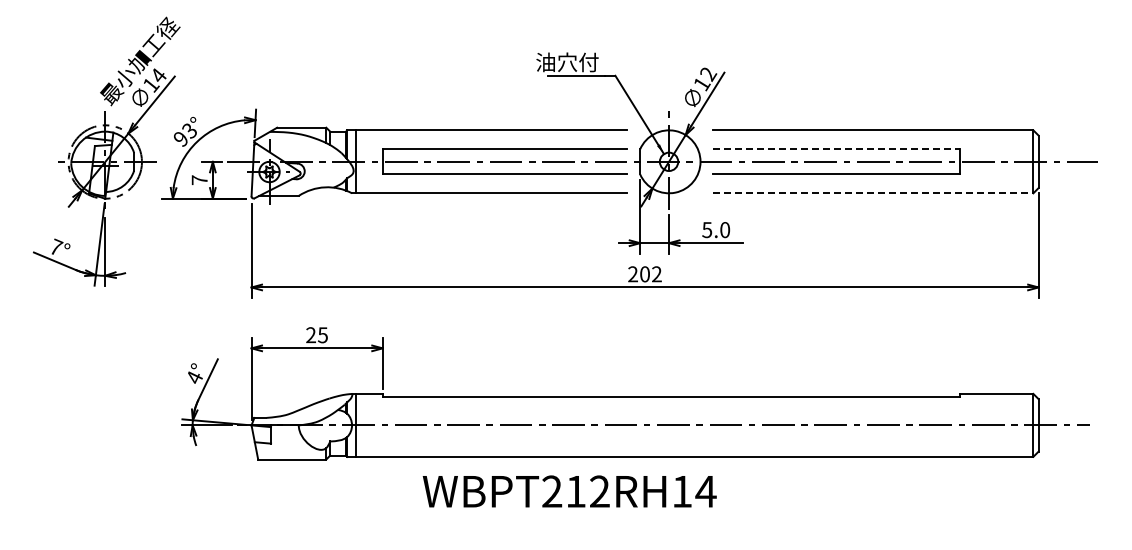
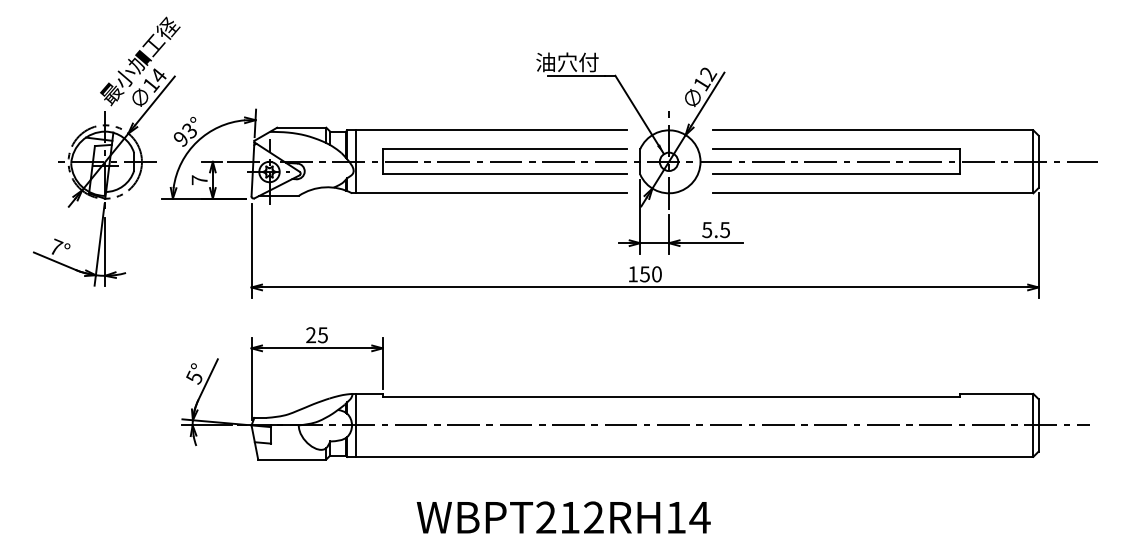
line: dashed -> solid (836, 149)
line: dashed -> solid (873, 193)
text: 5.0 -> 5.5 (725, 230)
text: 202 -> 150 (644, 274)
text: 4° -> 5° (194, 377)
text position: (569, 491) -> (563, 517) (563, 517)
